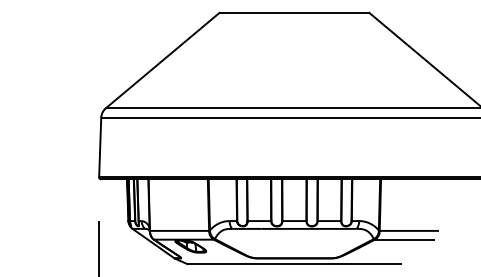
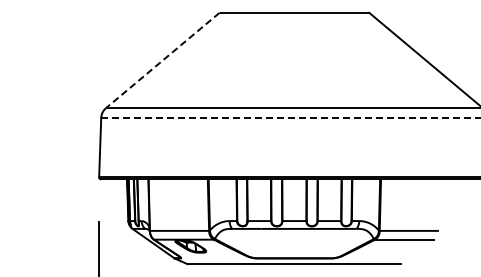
line: solid -> dashed (162, 60)
line: solid -> dashed (290, 117)
